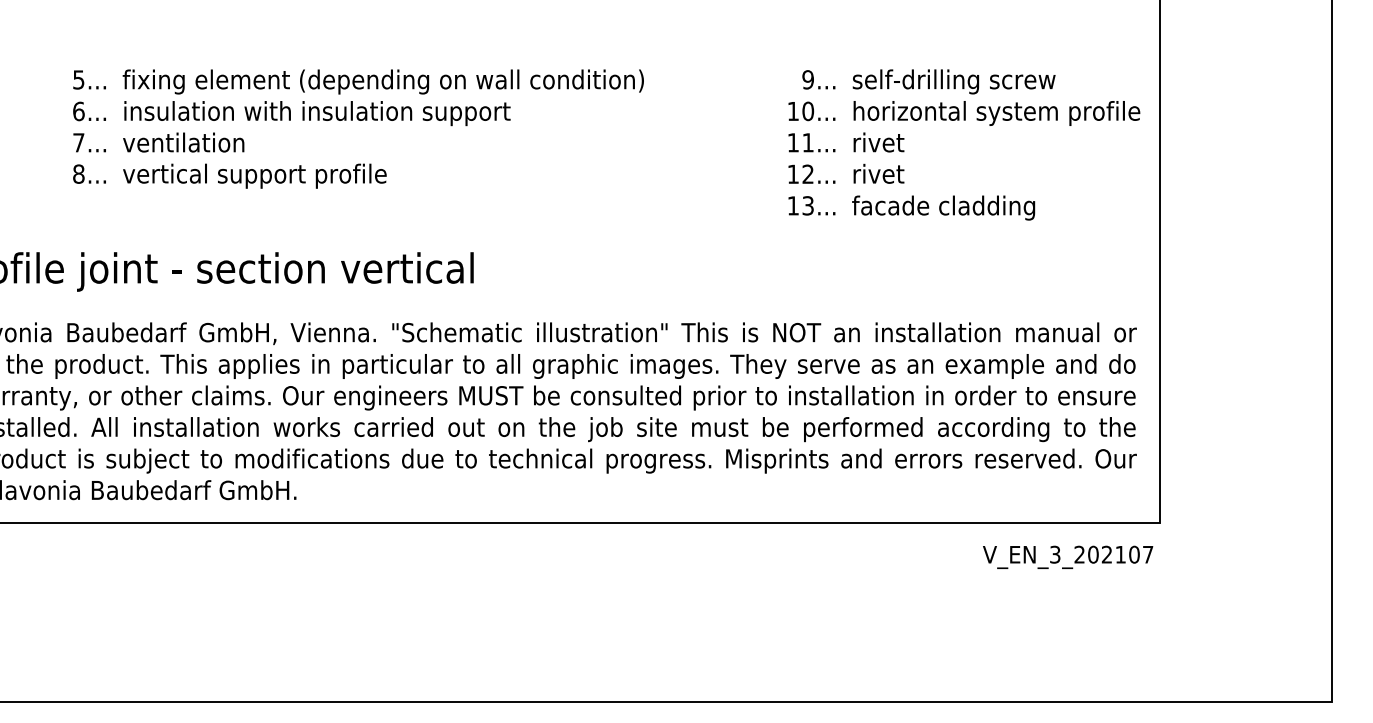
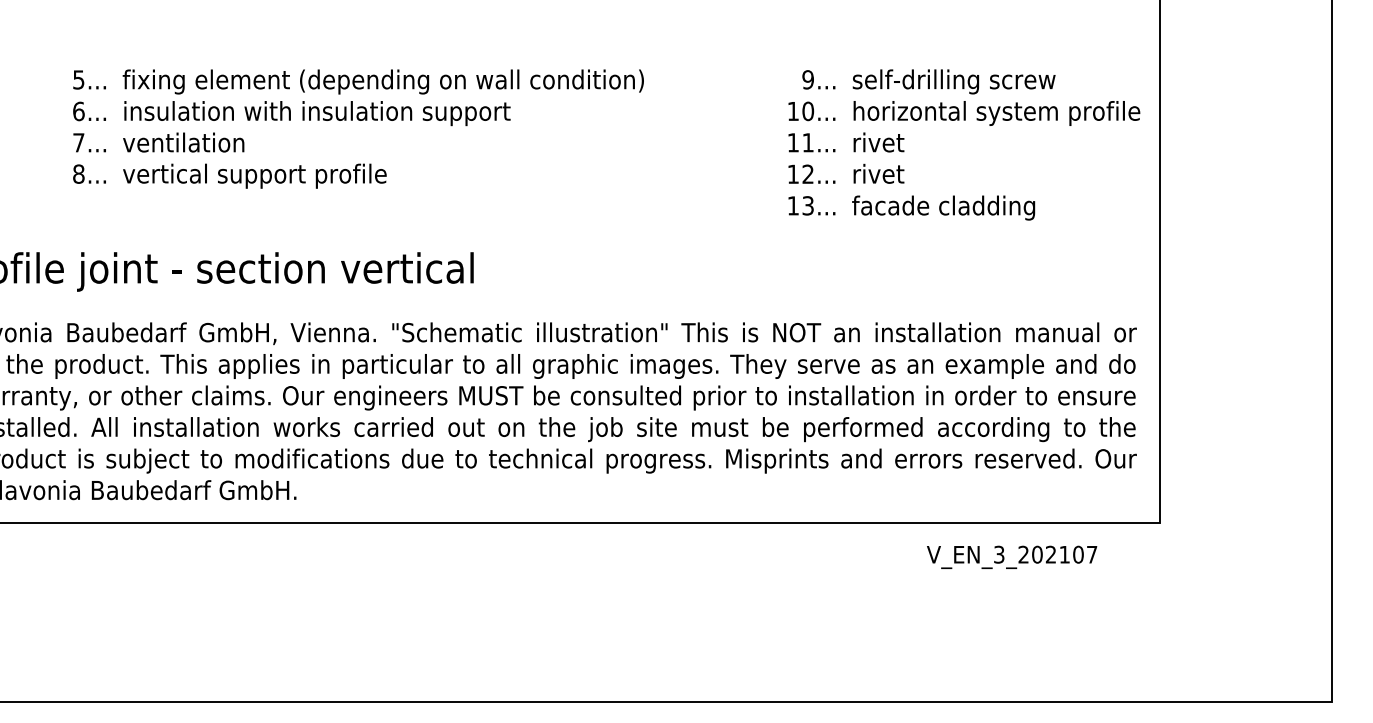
text position: (1068, 556) -> (1012, 556) (1012, 556)
